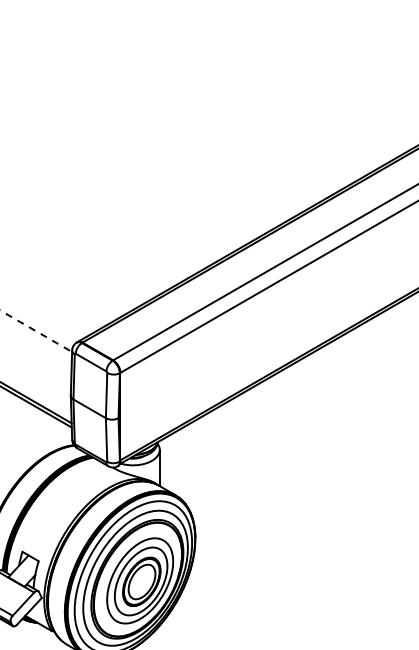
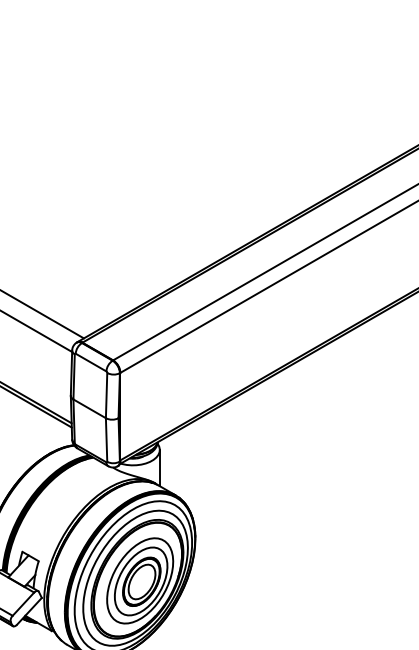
line: none -> present (42, 314)
line: dashed -> solid (36, 331)
